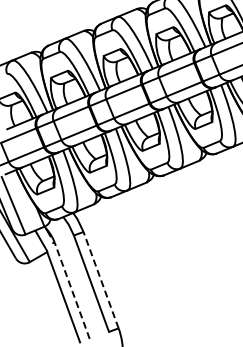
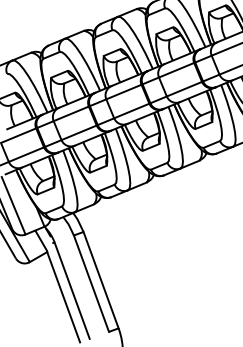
line: dashed -> solid (100, 279)
line: dashed -> solid (72, 290)
